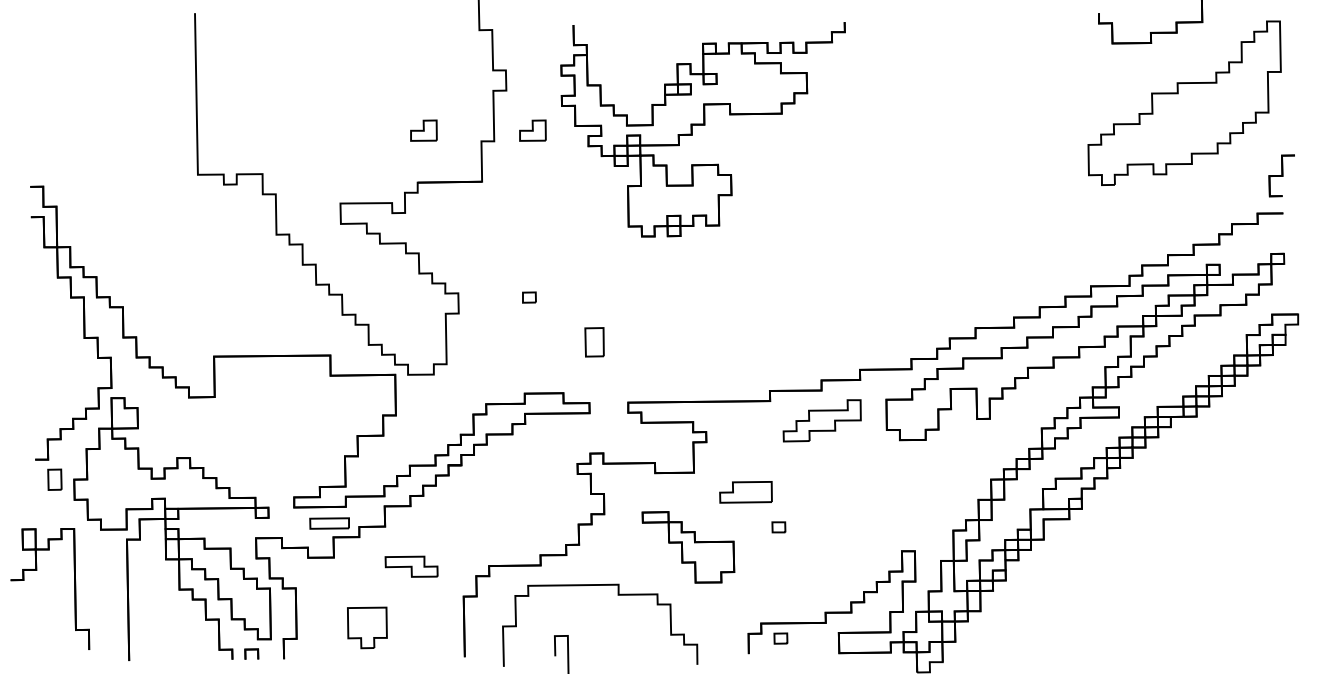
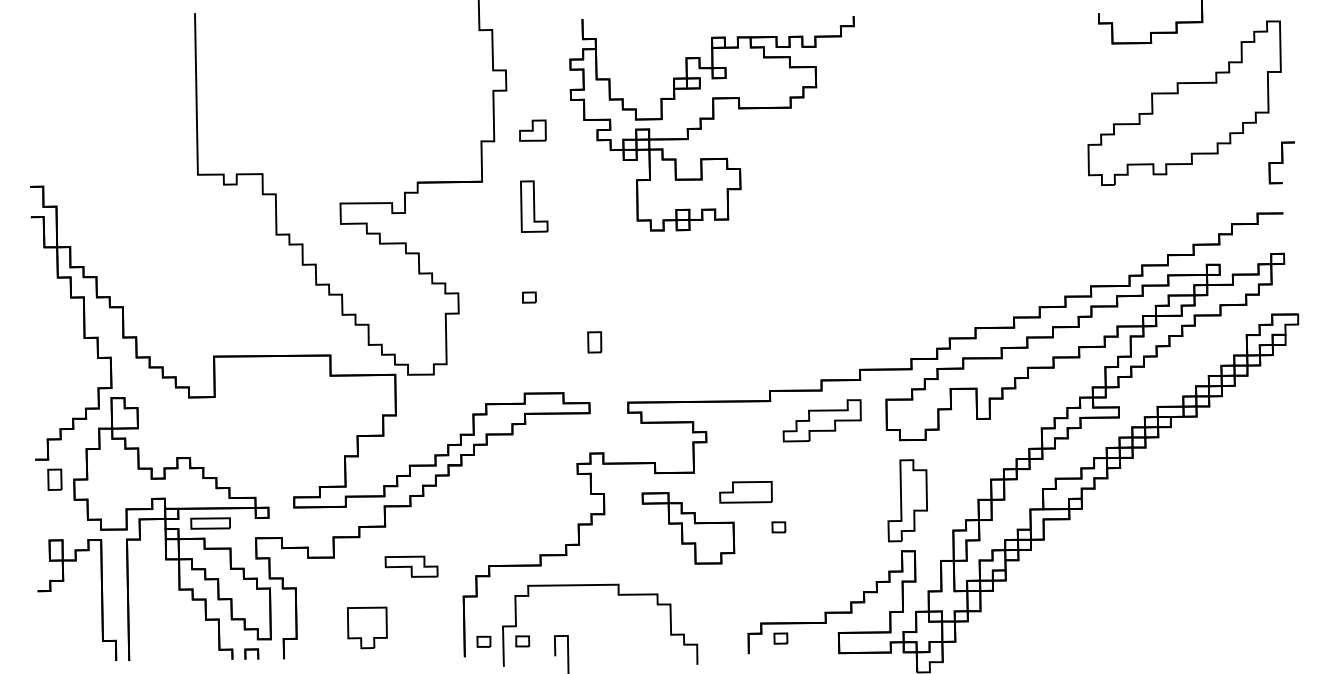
part position: (702, 129) -> (711, 123) (711, 123)
part: present -> none (423, 130)
part position: (1281, 175) -> (1281, 162) (1281, 162)
part: none -> present (534, 206)
part size: 21x31 px -> 16x23 px (594, 342)
part: none -> present (907, 500)
part position: (329, 523) -> (210, 523) (210, 523)
part position: (688, 547) -> (688, 528) (688, 528)
part position: (37, 570) -> (64, 581) (64, 581)
part: none -> present (483, 641)
part: none -> present (522, 641)
